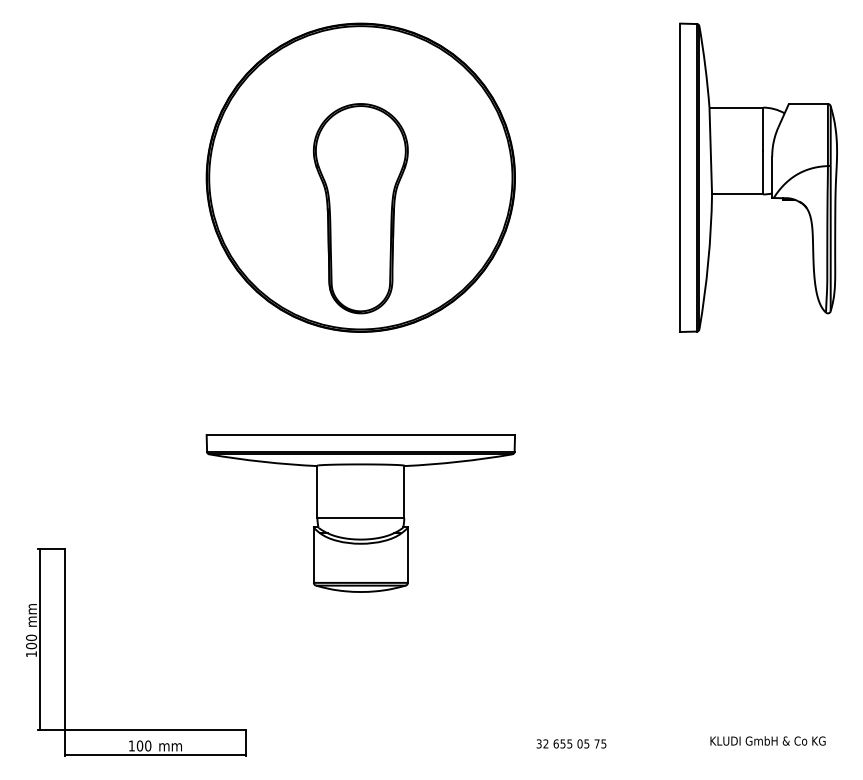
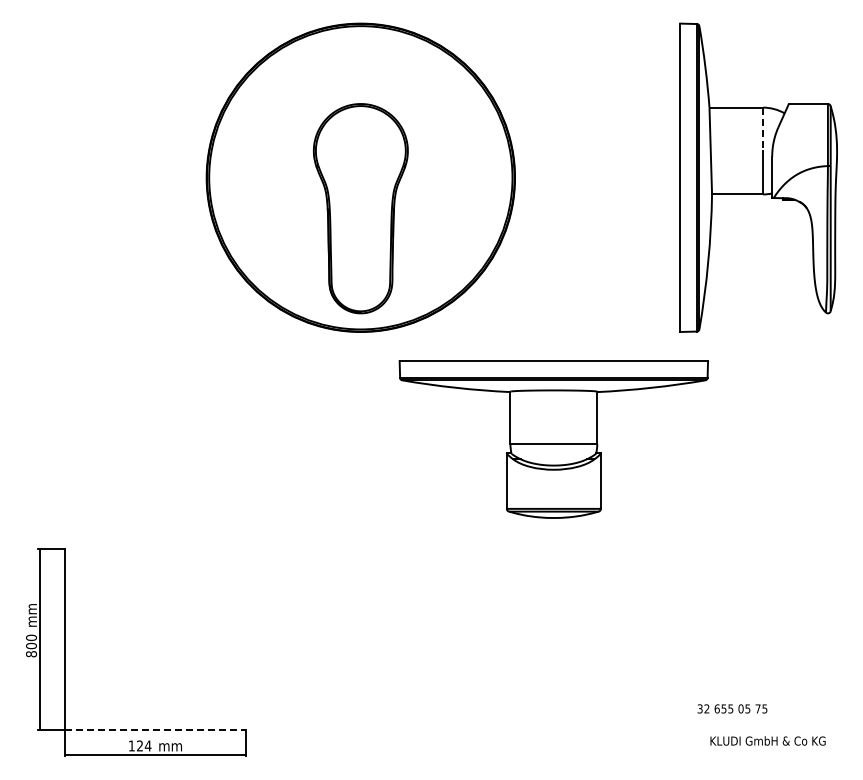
line: solid -> dashed (763, 129)
part position: (360, 513) -> (553, 439) (553, 439)
text: 100 -> 800 (31, 654)
line: solid -> dashed (156, 730)
text position: (571, 743) -> (732, 708) (732, 708)
text: 100 -> 124 (143, 745)
